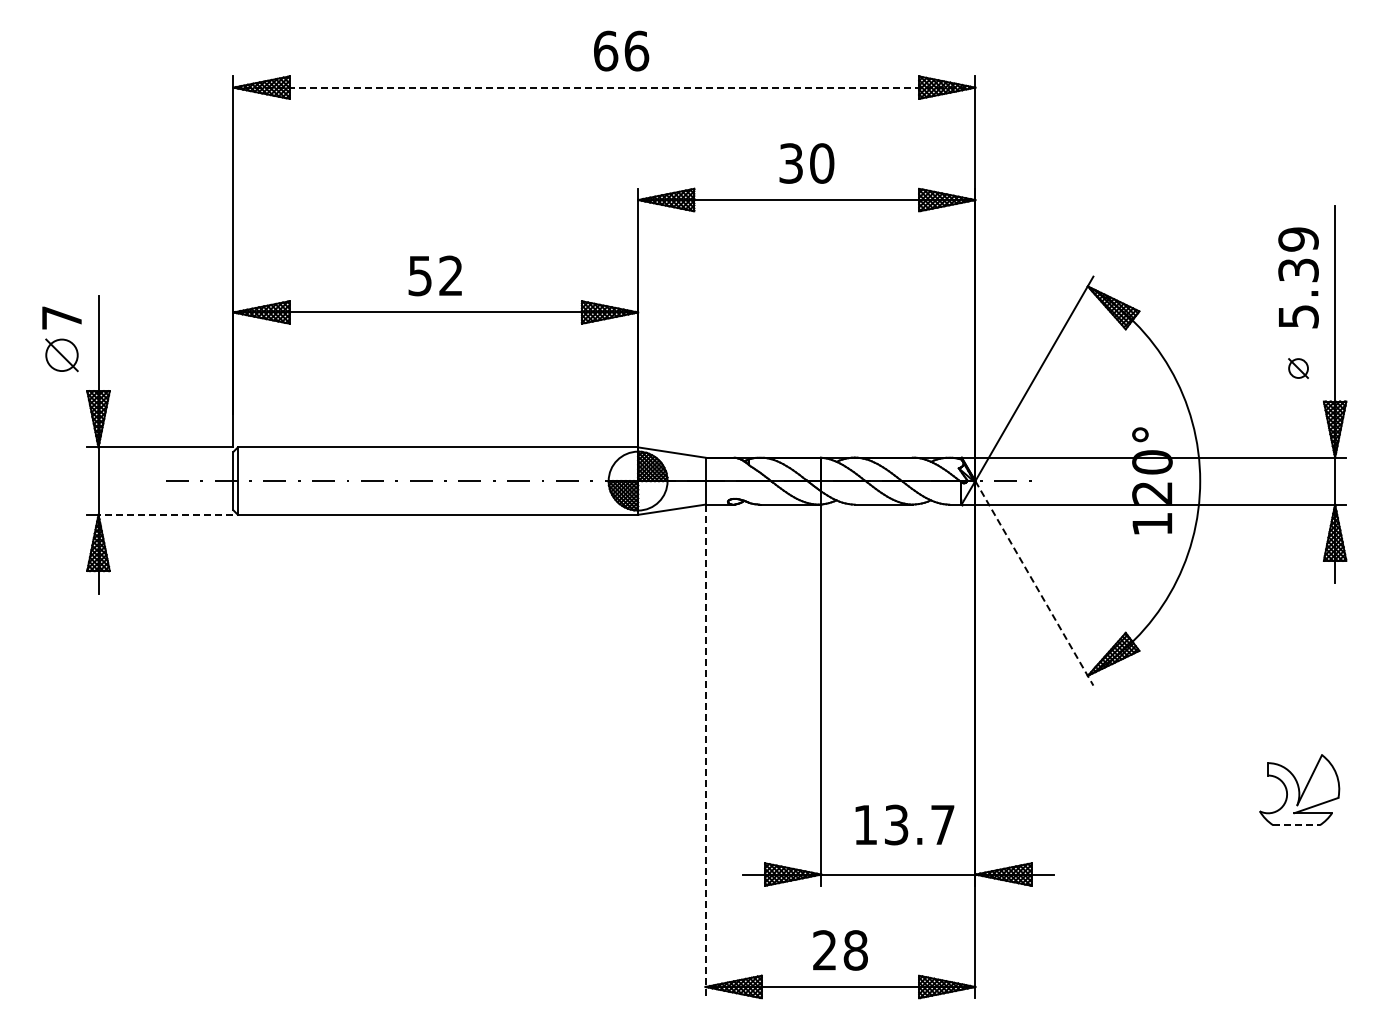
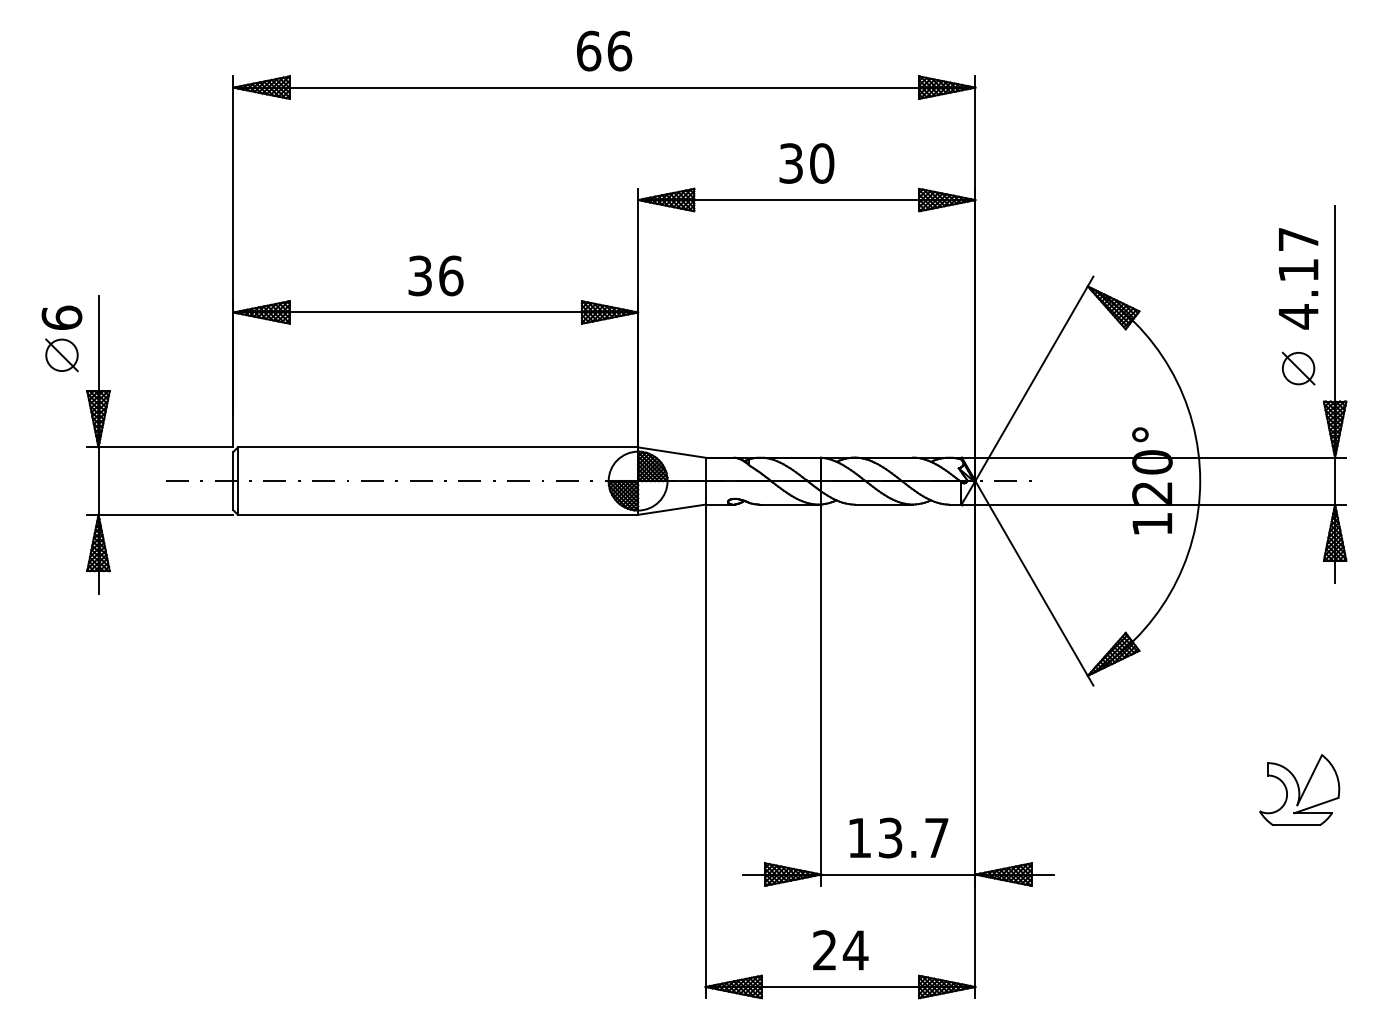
text position: (621, 50) -> (604, 50) (604, 50)
line: dashed -> solid (604, 87)
text: 52 -> 36 (436, 275)
text: 5.39 -> 4.17 (1298, 278)
text: 7 -> 6 (61, 317)
part size: 21x21 px -> 35x35 px (1298, 368)
line: dashed -> solid (165, 514)
line: dashed -> solid (1034, 583)
line: dashed -> solid (705, 751)
text position: (904, 824) -> (898, 837) (898, 837)
line: dashed -> solid (1297, 825)
text: 28 -> 24 (855, 950)
